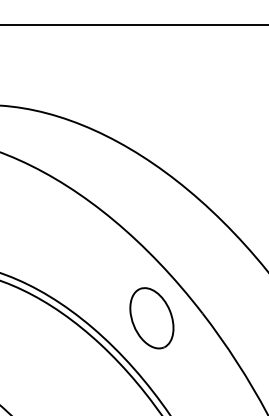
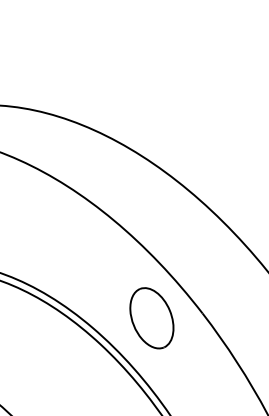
line: present -> none (133, 24)
